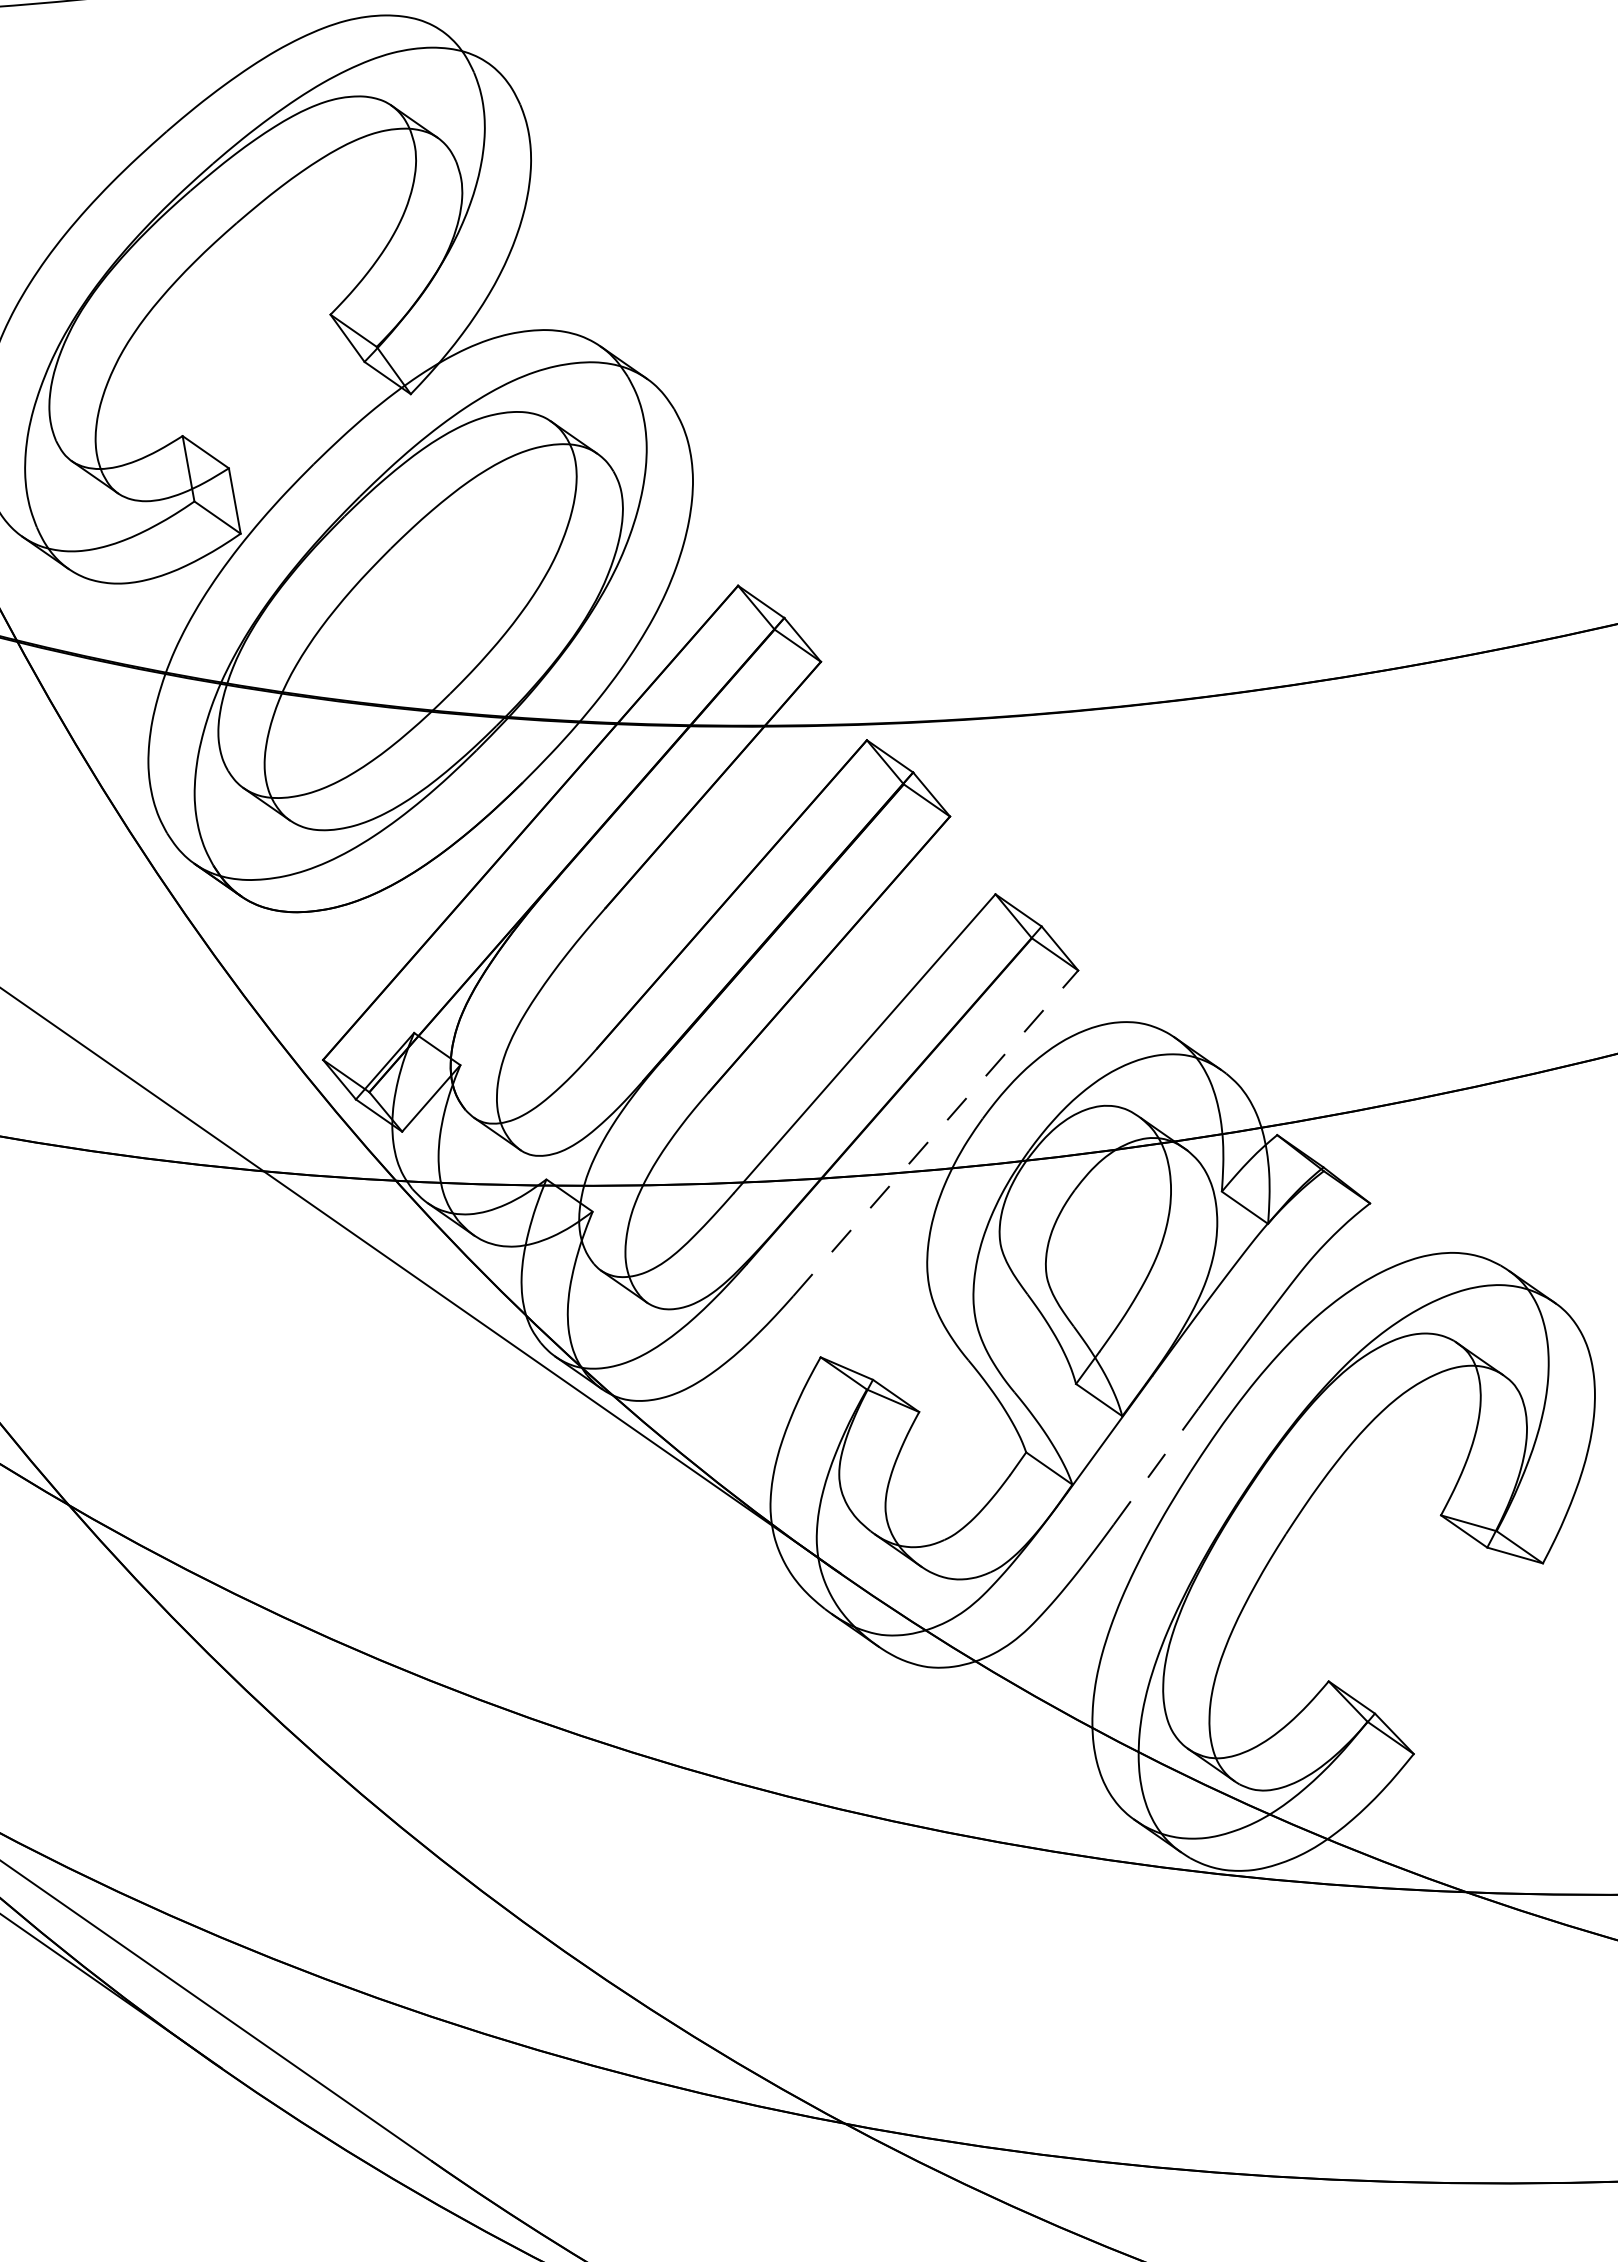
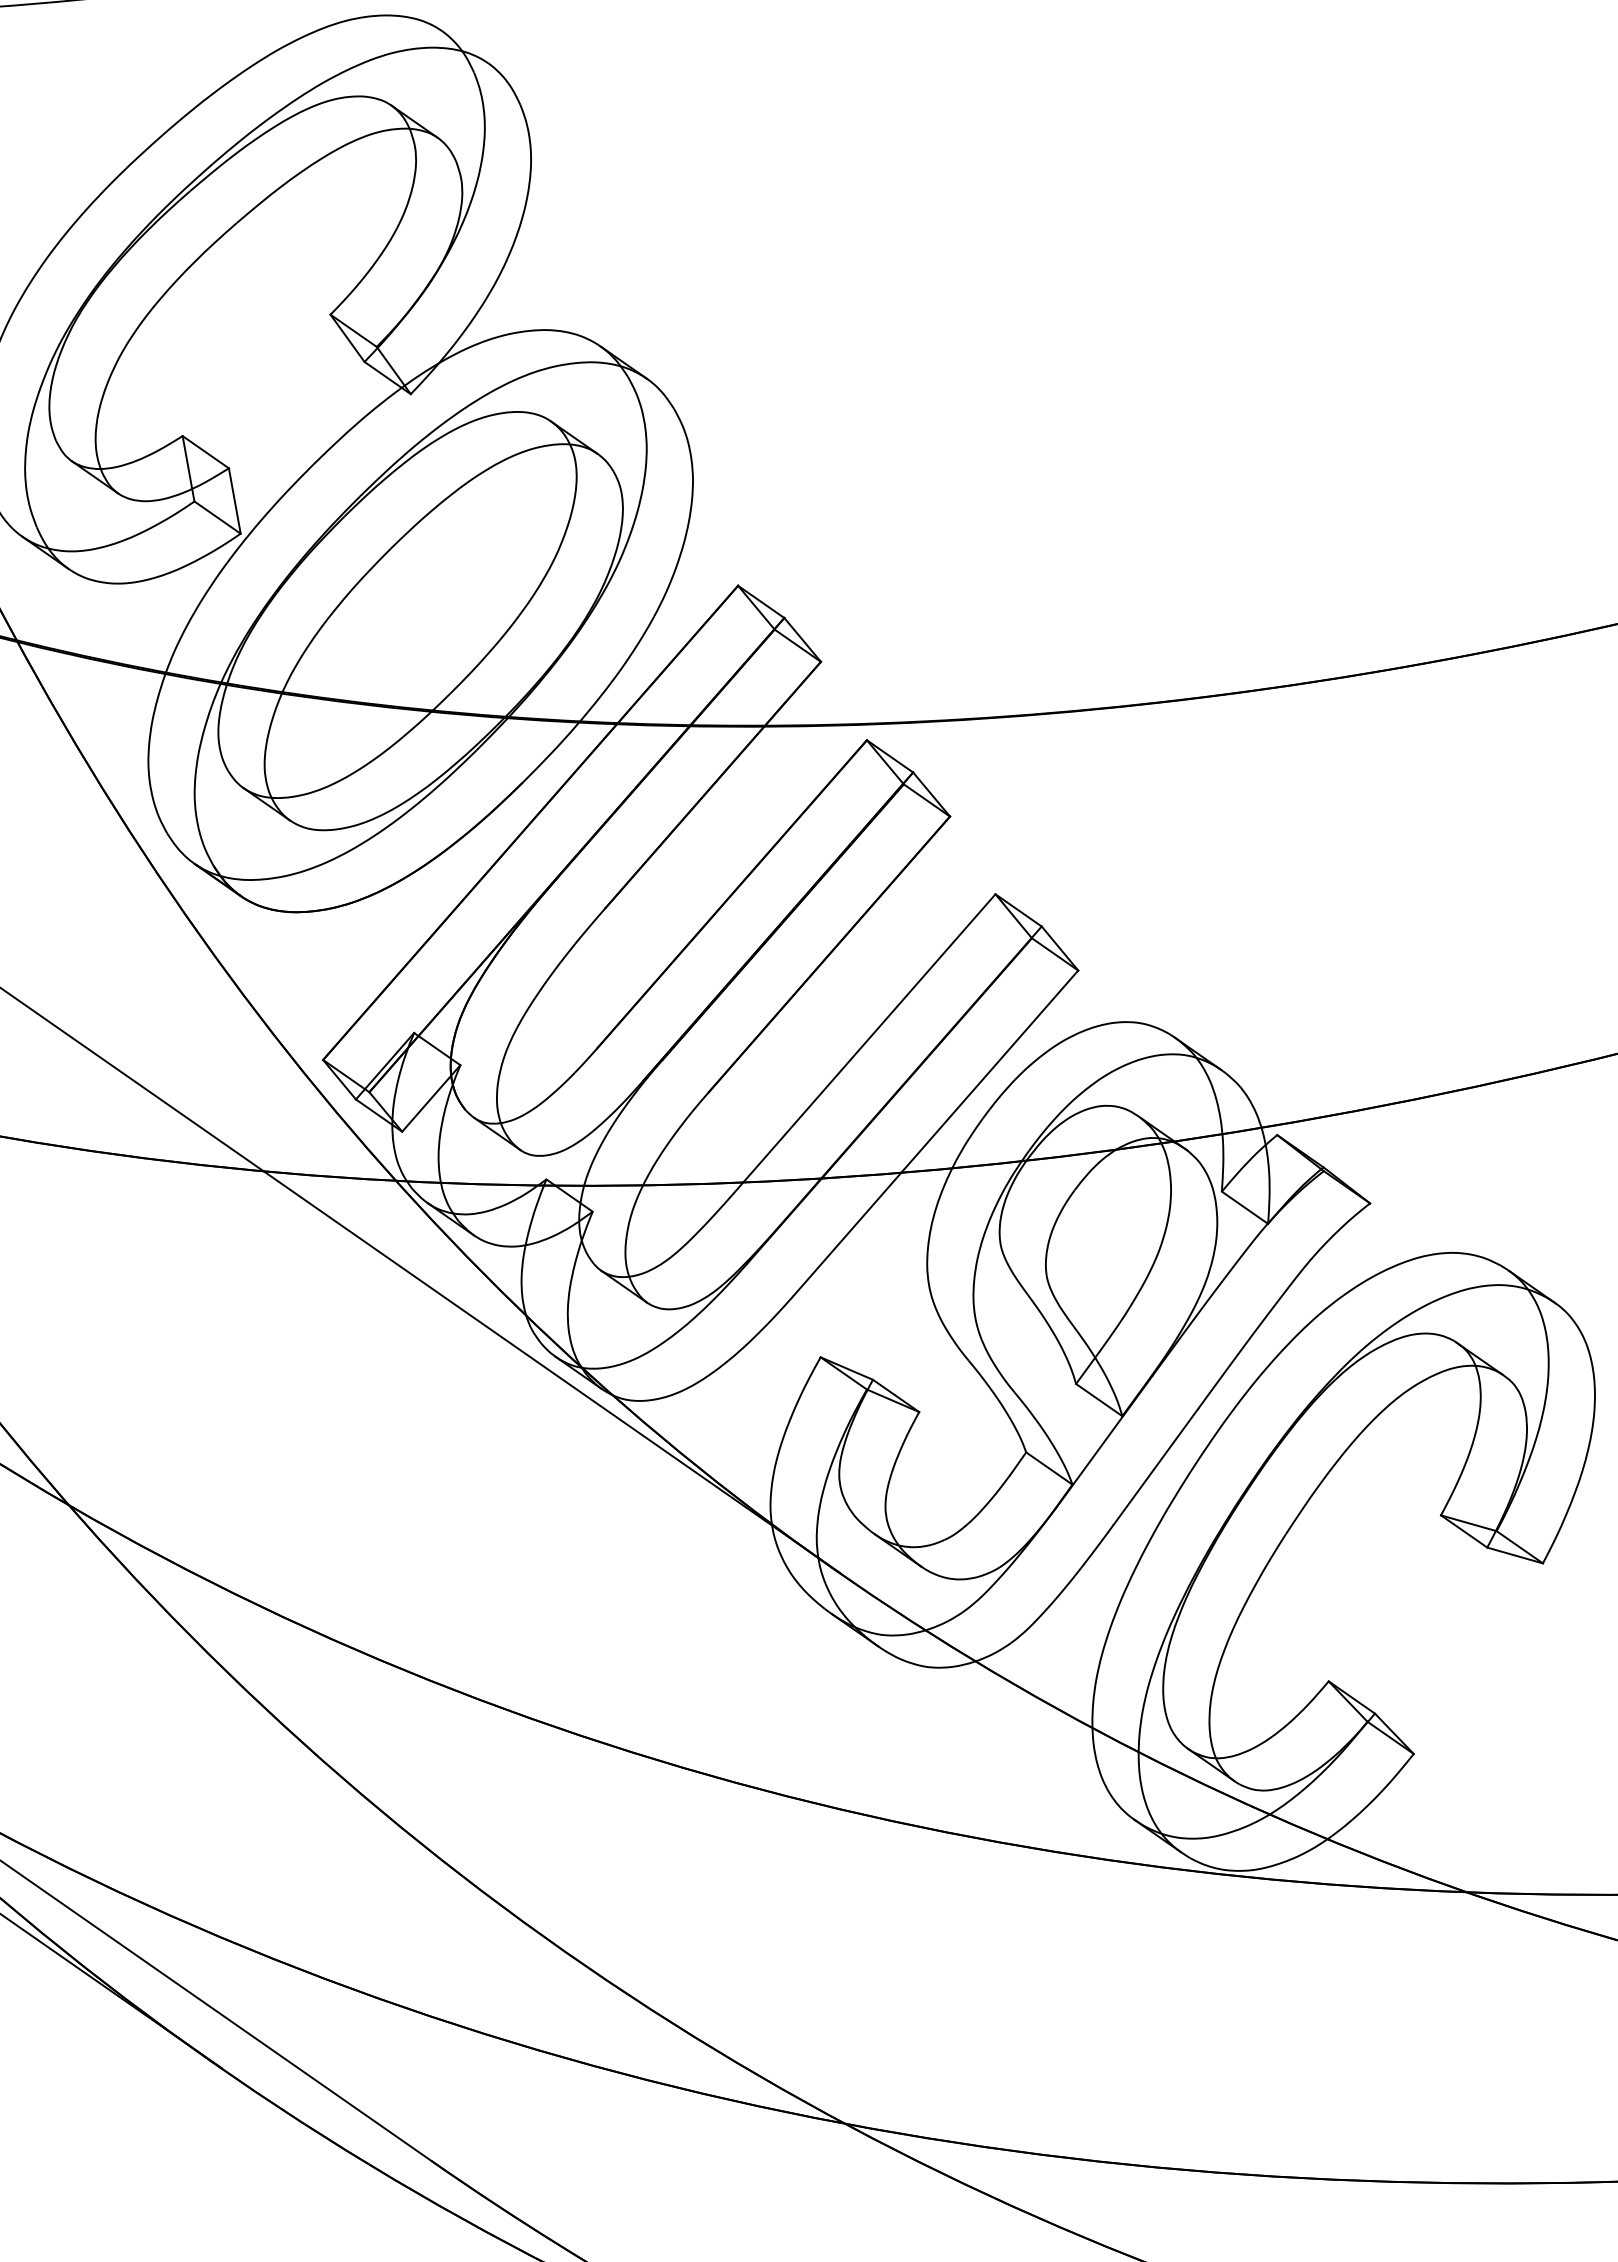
line: dashed -> solid (936, 1132)
line: dashed -> solid (1156, 1466)
